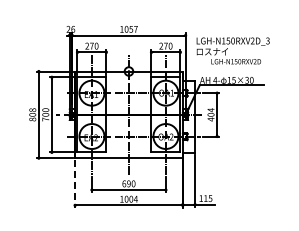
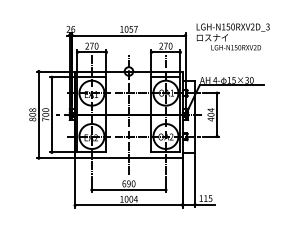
text position: (232, 50) -> (232, 36) (232, 36)
line: dashed -> solid (75, 183)
